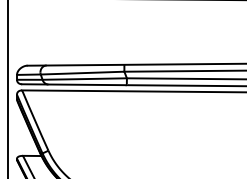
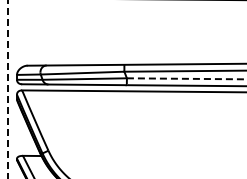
line: solid -> dashed (186, 78)
line: solid -> dashed (8, 89)
